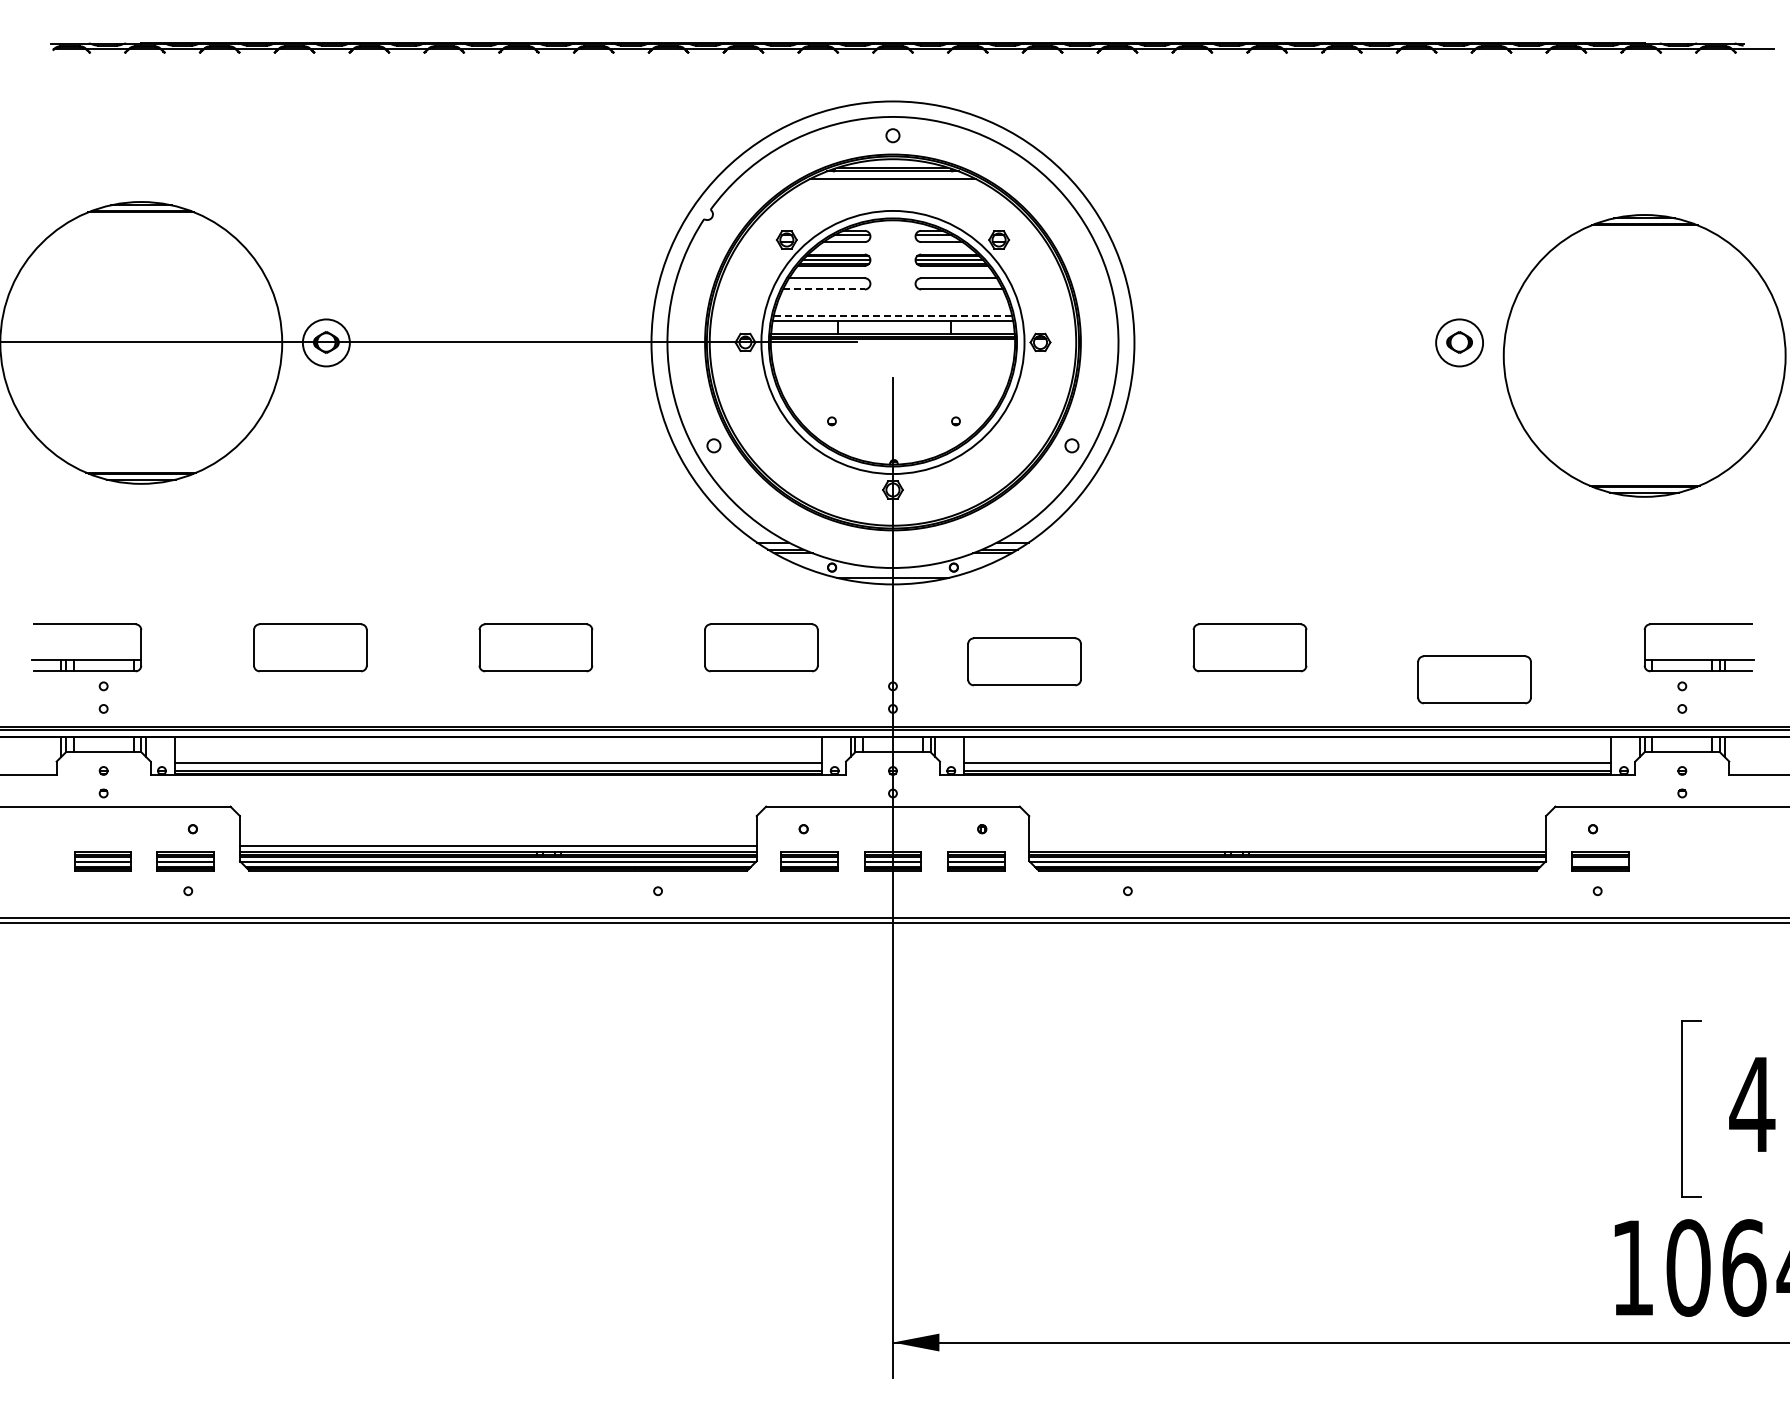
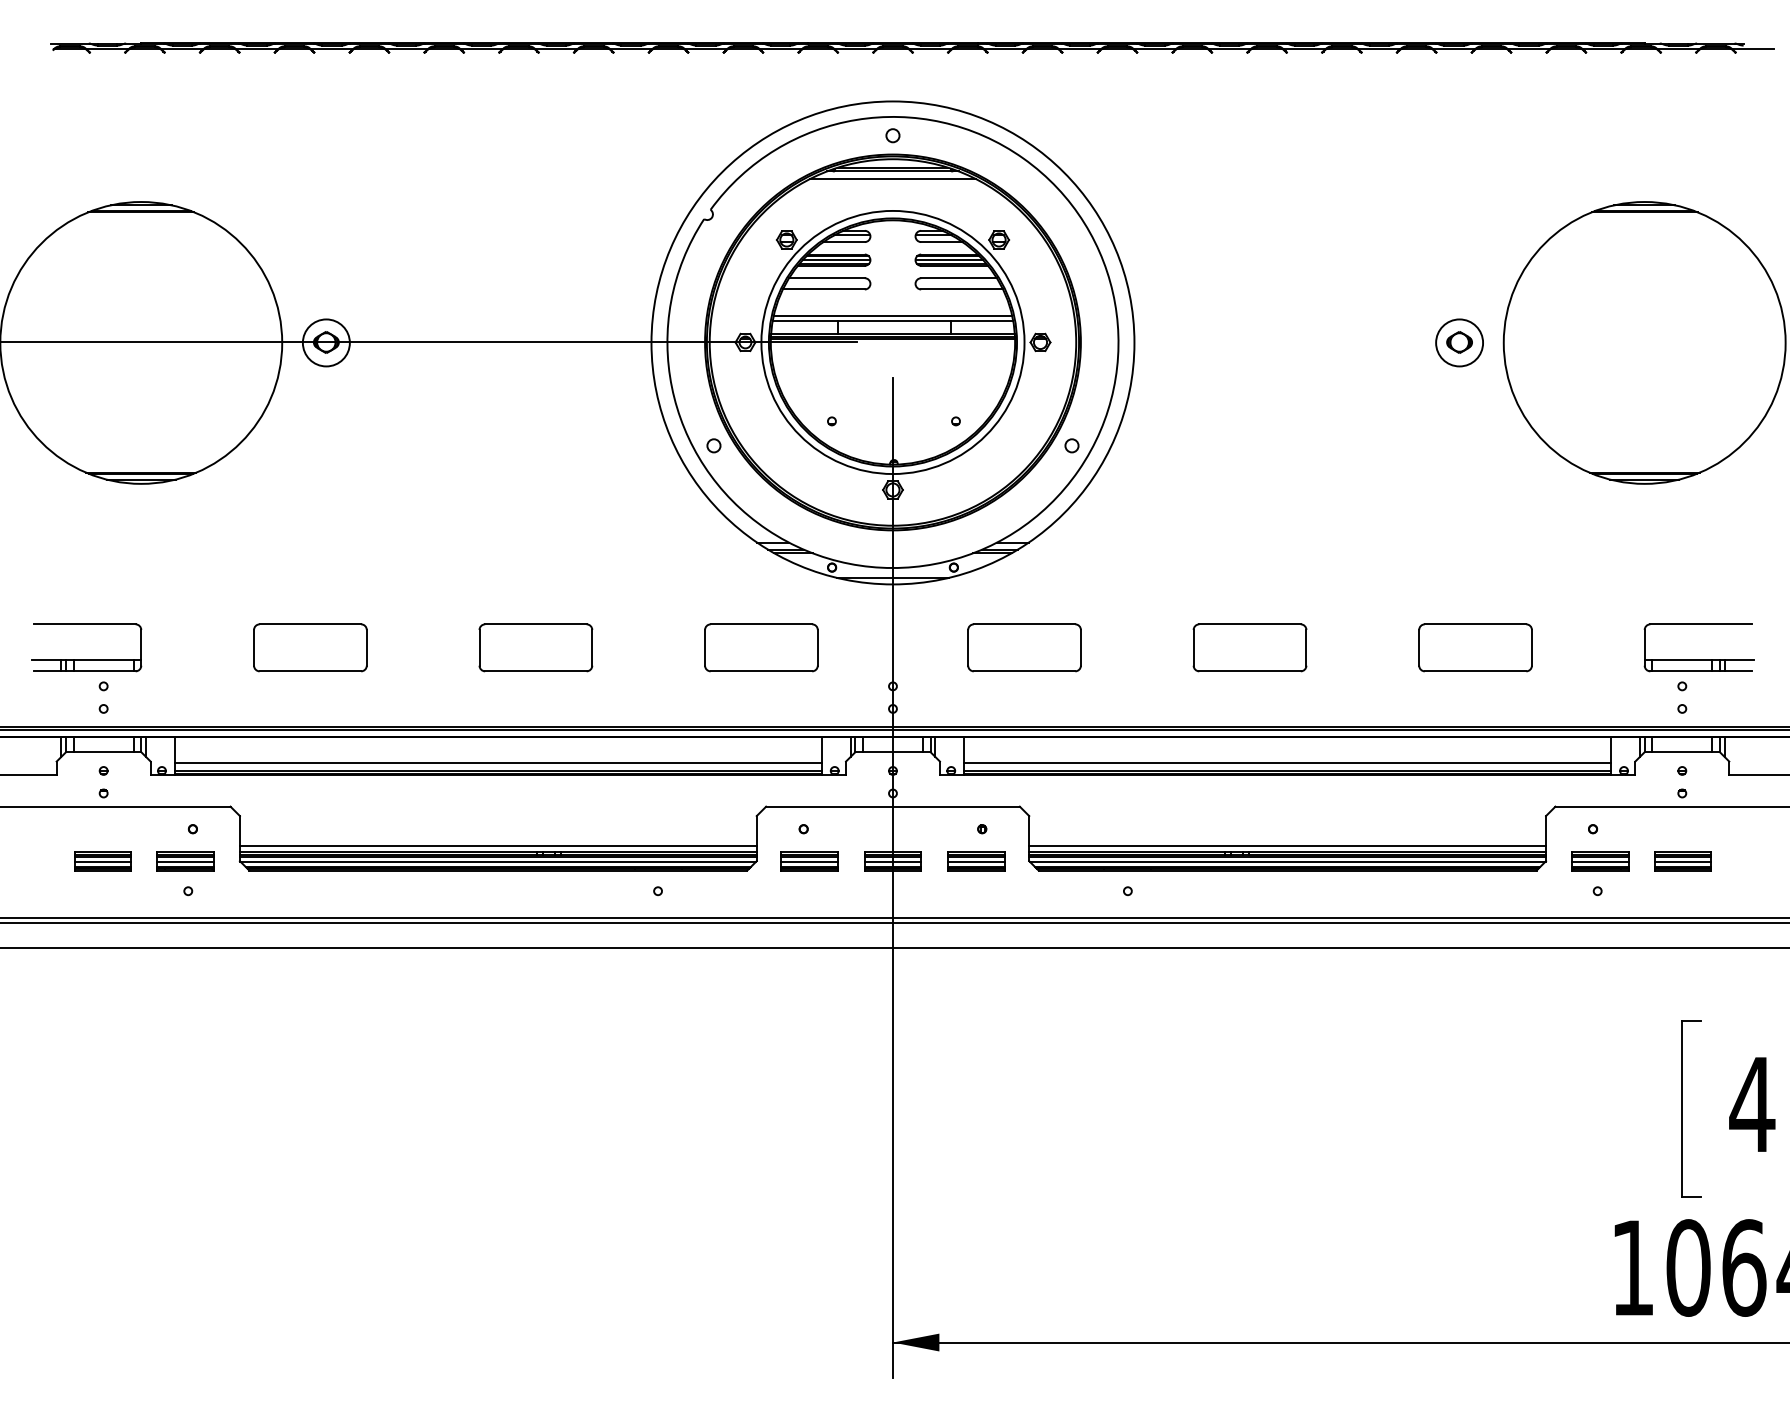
line: dashed -> solid (823, 289)
line: dashed -> solid (893, 316)
part position: (1644, 355) -> (1644, 342) (1644, 342)
part position: (1024, 661) -> (1024, 647) (1024, 647)
part position: (1474, 679) -> (1475, 647) (1475, 647)
line: none -> present (1287, 846)
line: none -> present (1600, 861)
part: none -> present (1682, 861)
line: none -> present (894, 947)
